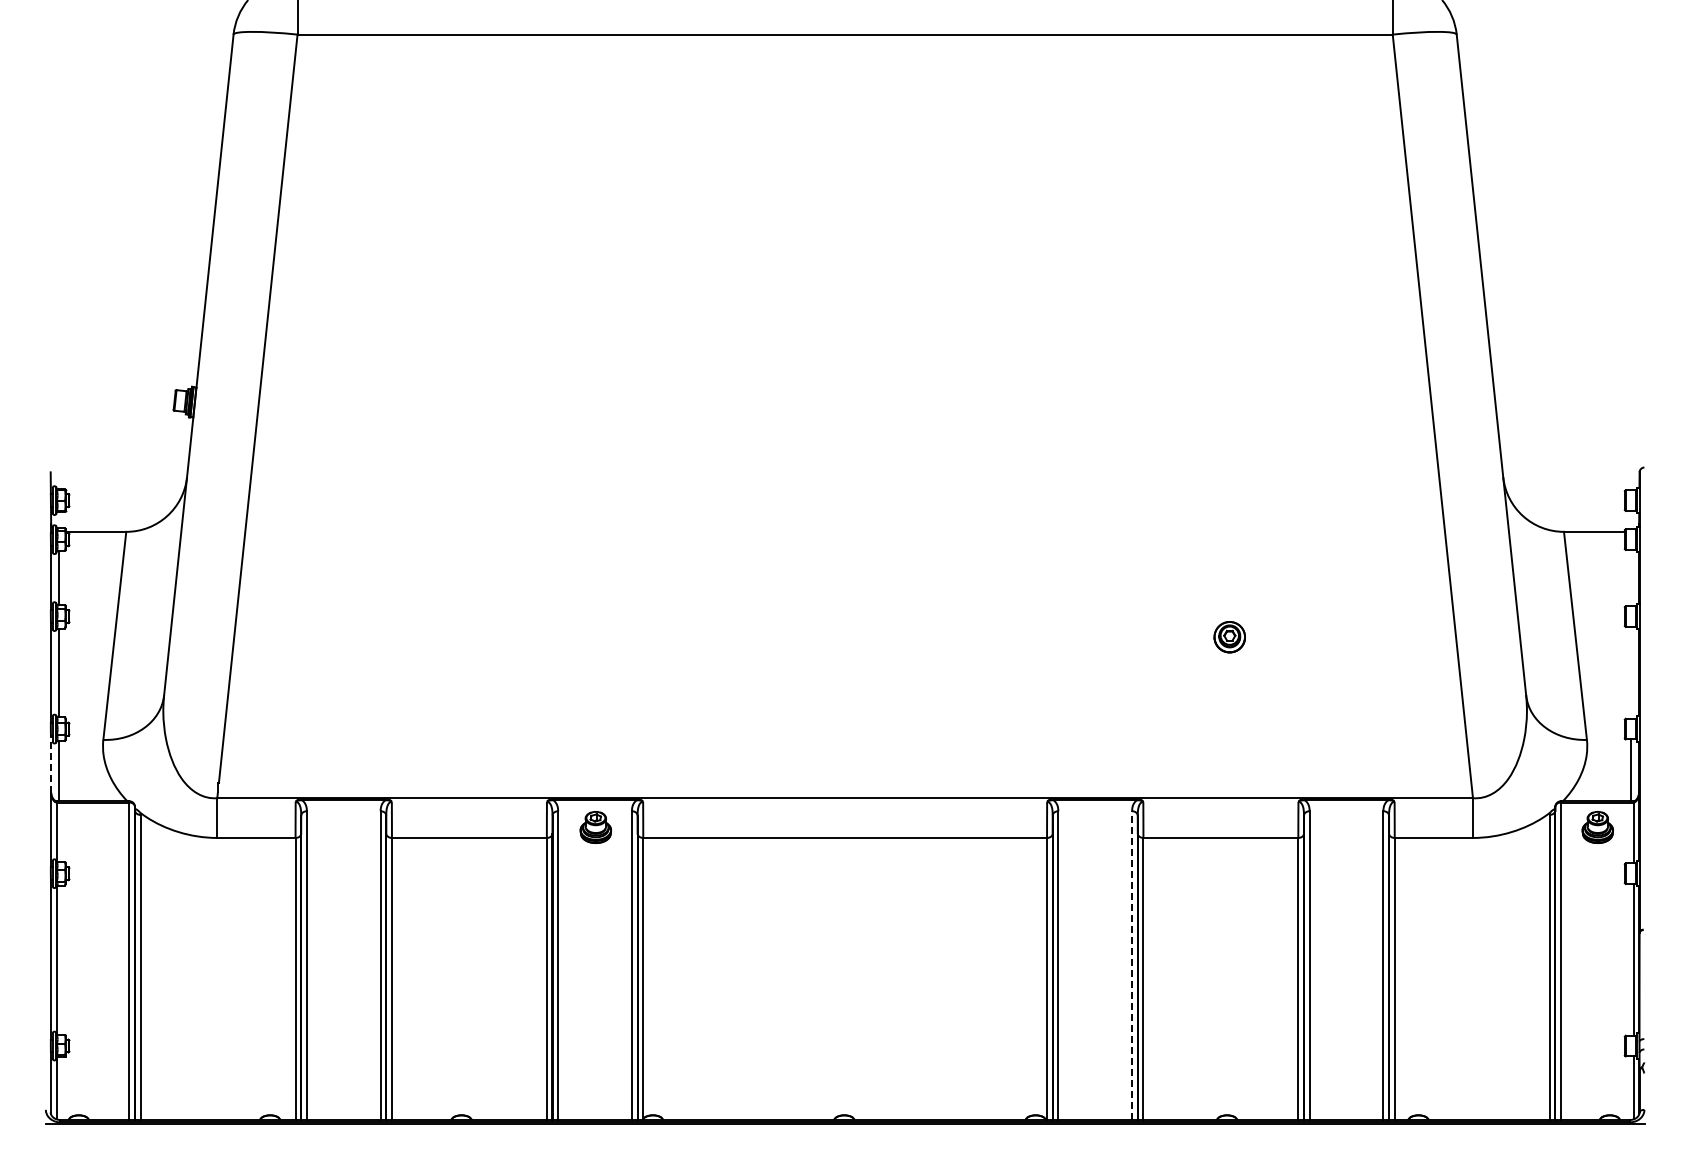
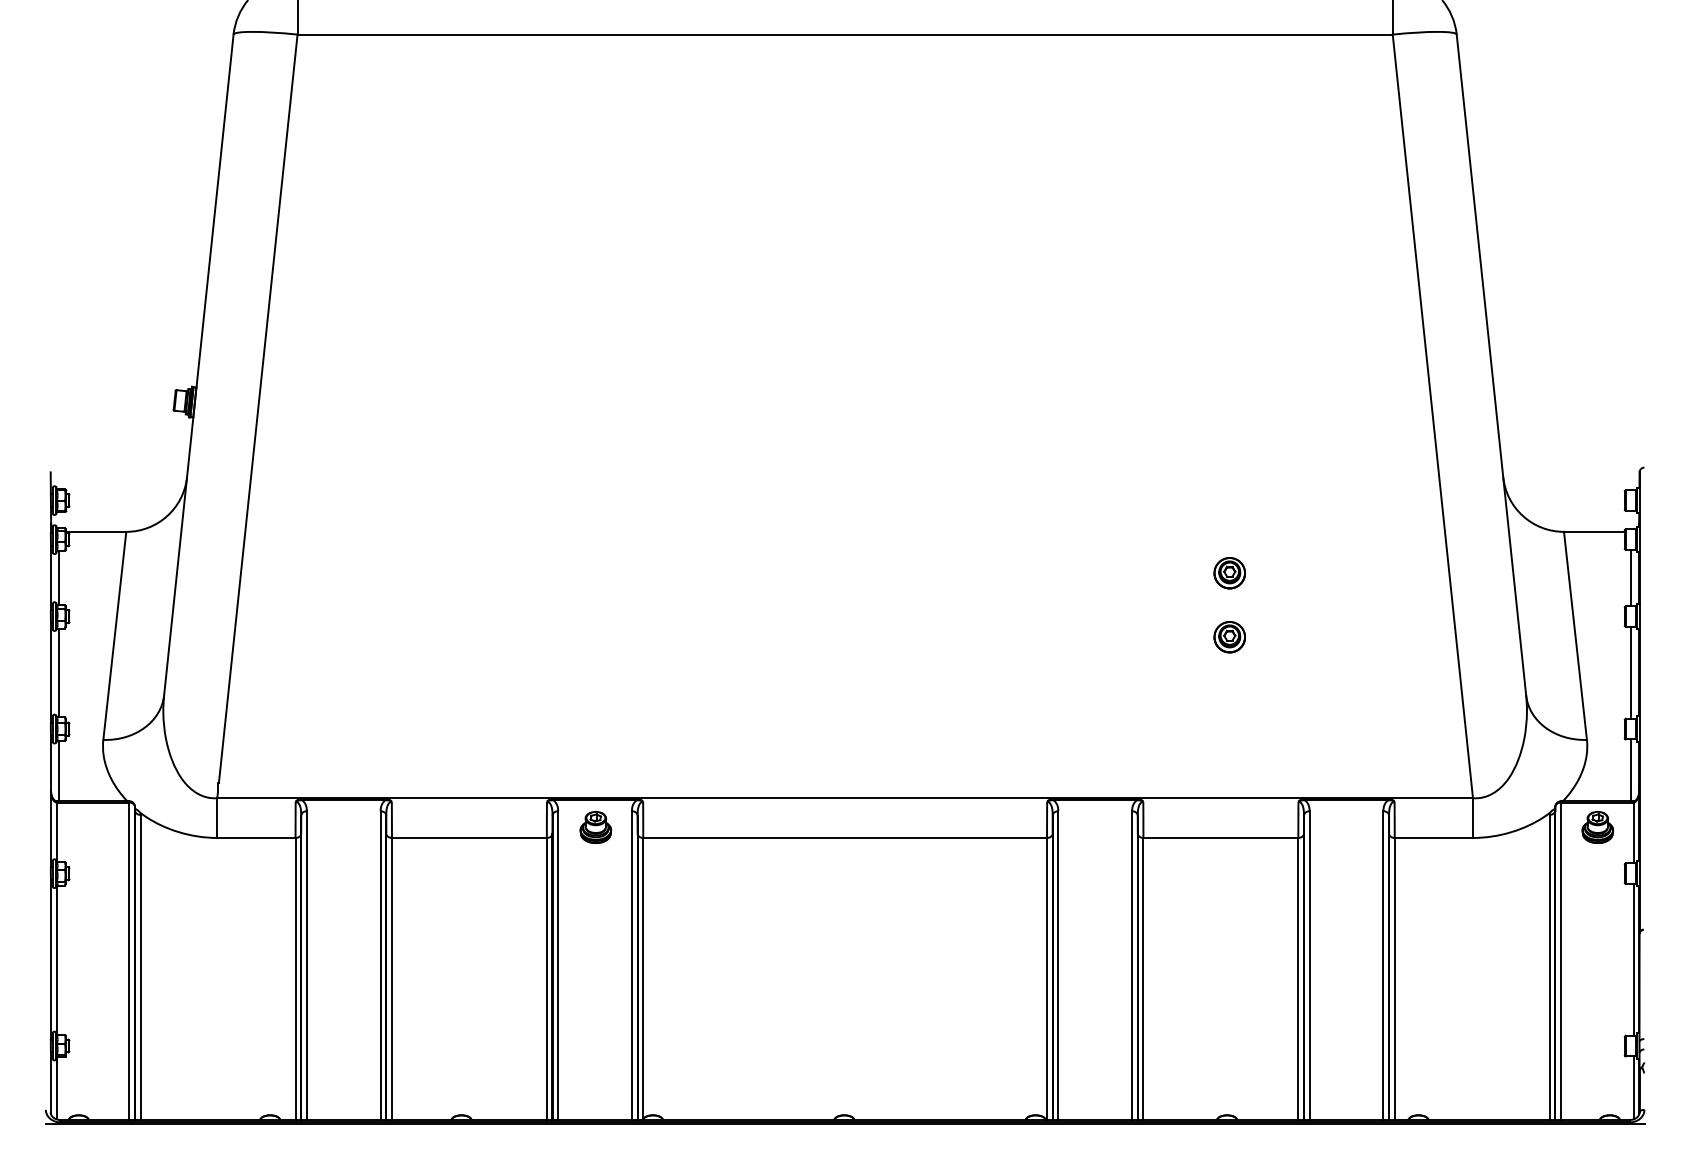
part: none -> present (1229, 573)
line: none -> present (1631, 577)
line: none -> present (1631, 672)
line: dashed -> solid (51, 764)
line: dashed -> solid (1132, 965)
